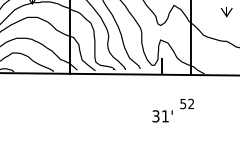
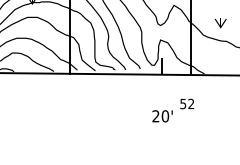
part position: (226, 12) -> (220, 23) (220, 23)
text: 31' -> 20' (160, 116)
